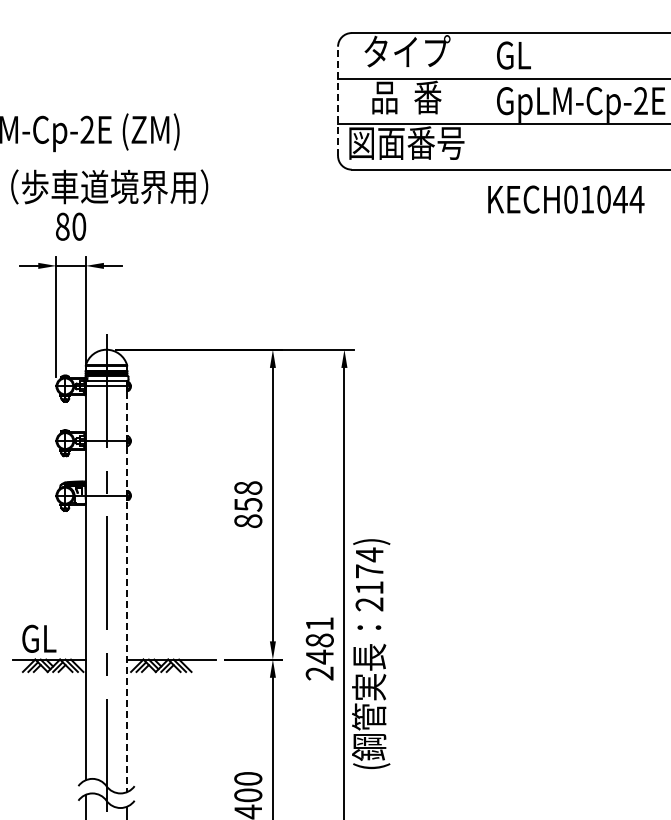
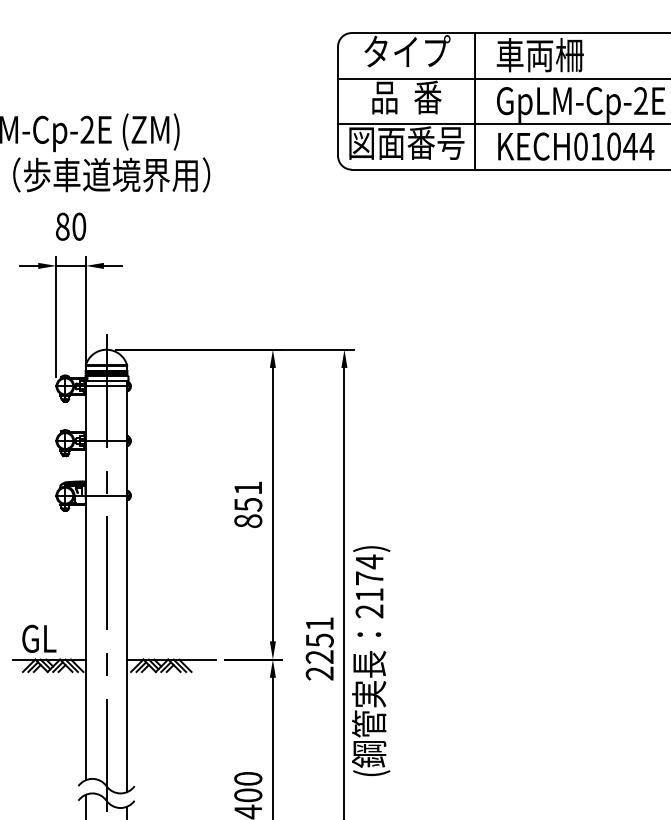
text: GL -> 車両柵 (539, 55)
line: dashed -> solid (338, 101)
line: none -> present (474, 101)
text position: (109, 186) -> (111, 174) (111, 174)
text position: (566, 199) -> (576, 146) (576, 146)
text: 858 -> 851 (248, 487)
line: dashed -> solid (127, 586)
text: 2481 -> 2251 (319, 648)
text position: (371, 653) -> (371, 660) (371, 660)
